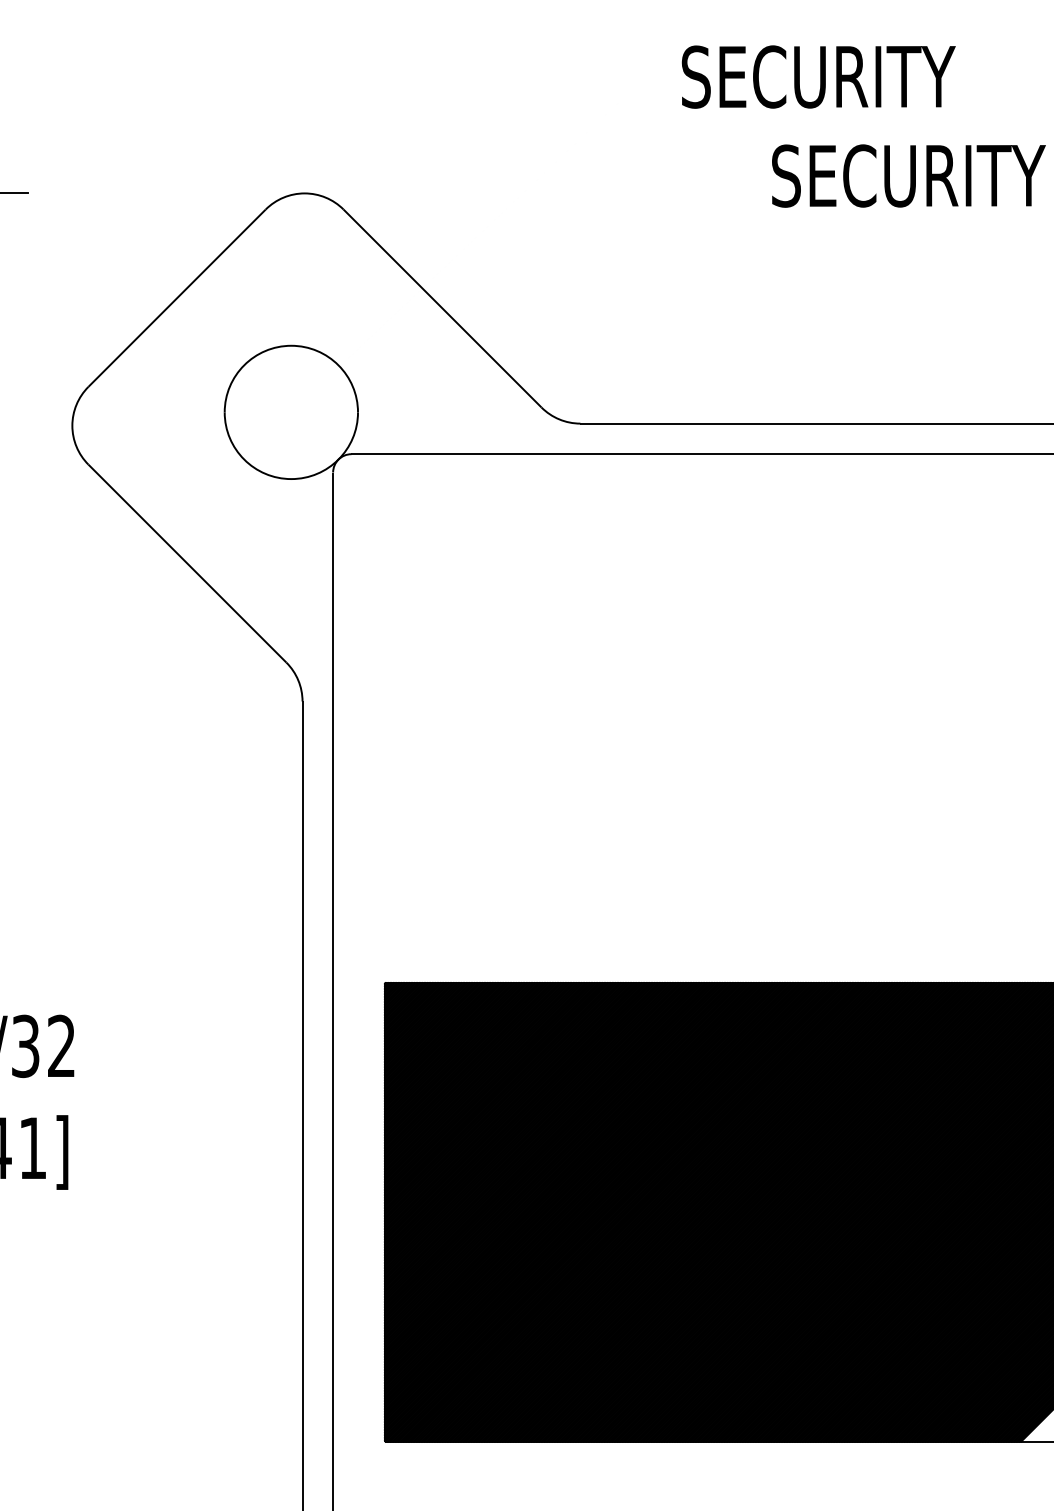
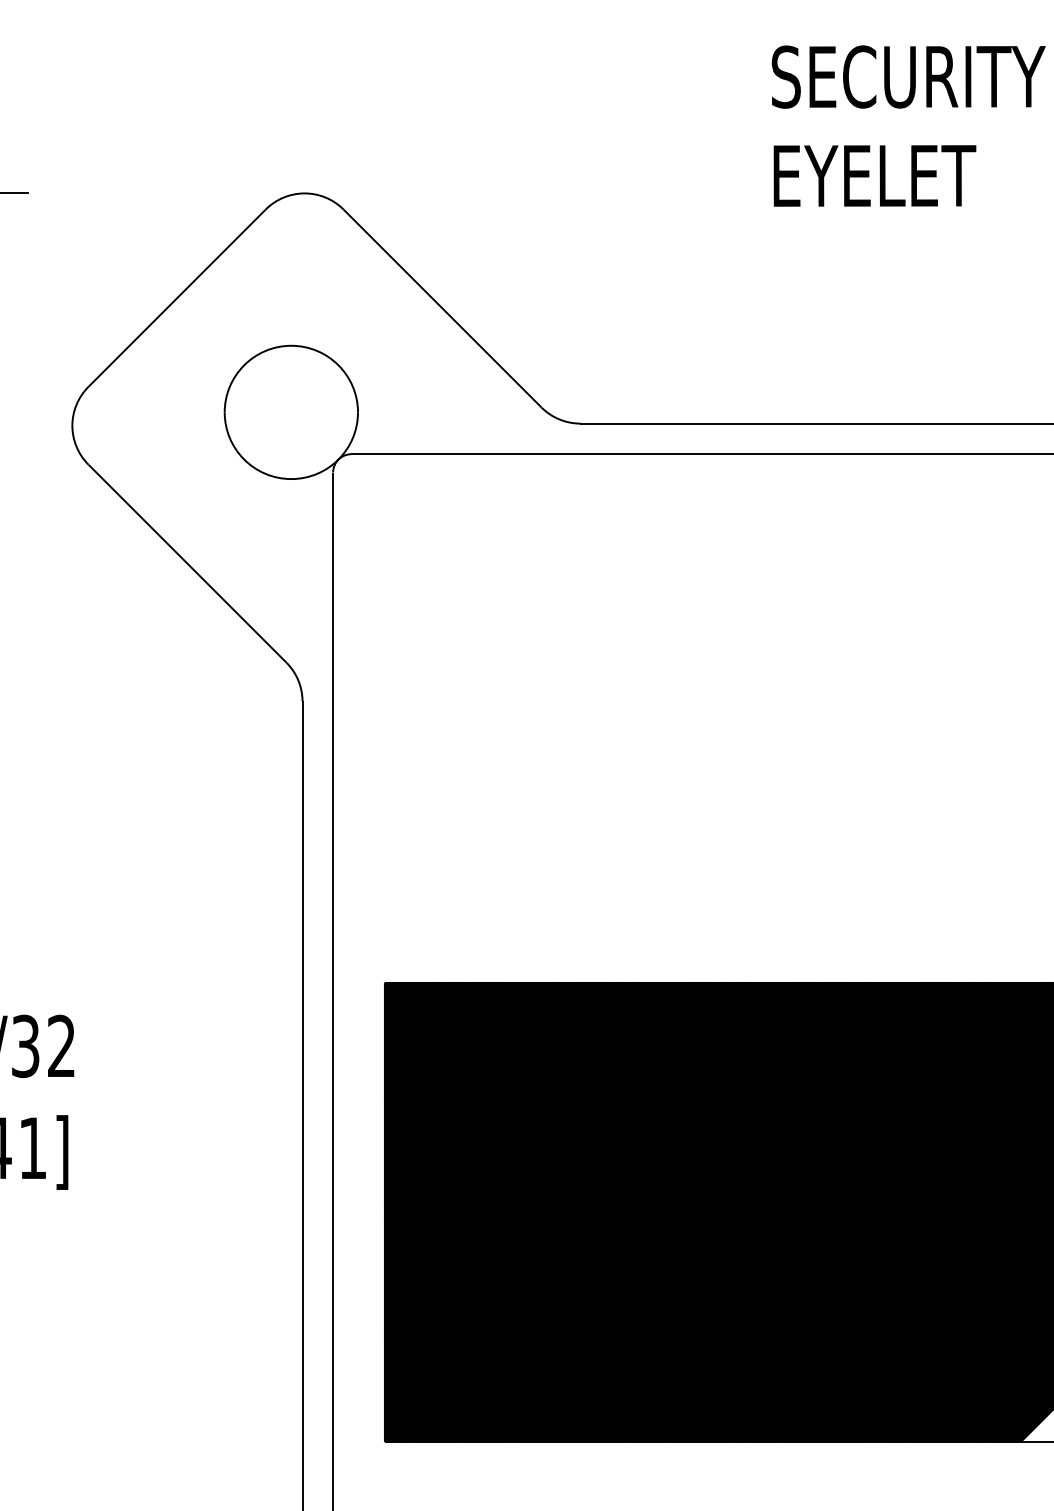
text position: (818, 76) -> (908, 76) (908, 76)
text: SECURITY -> EYELET (908, 175)
